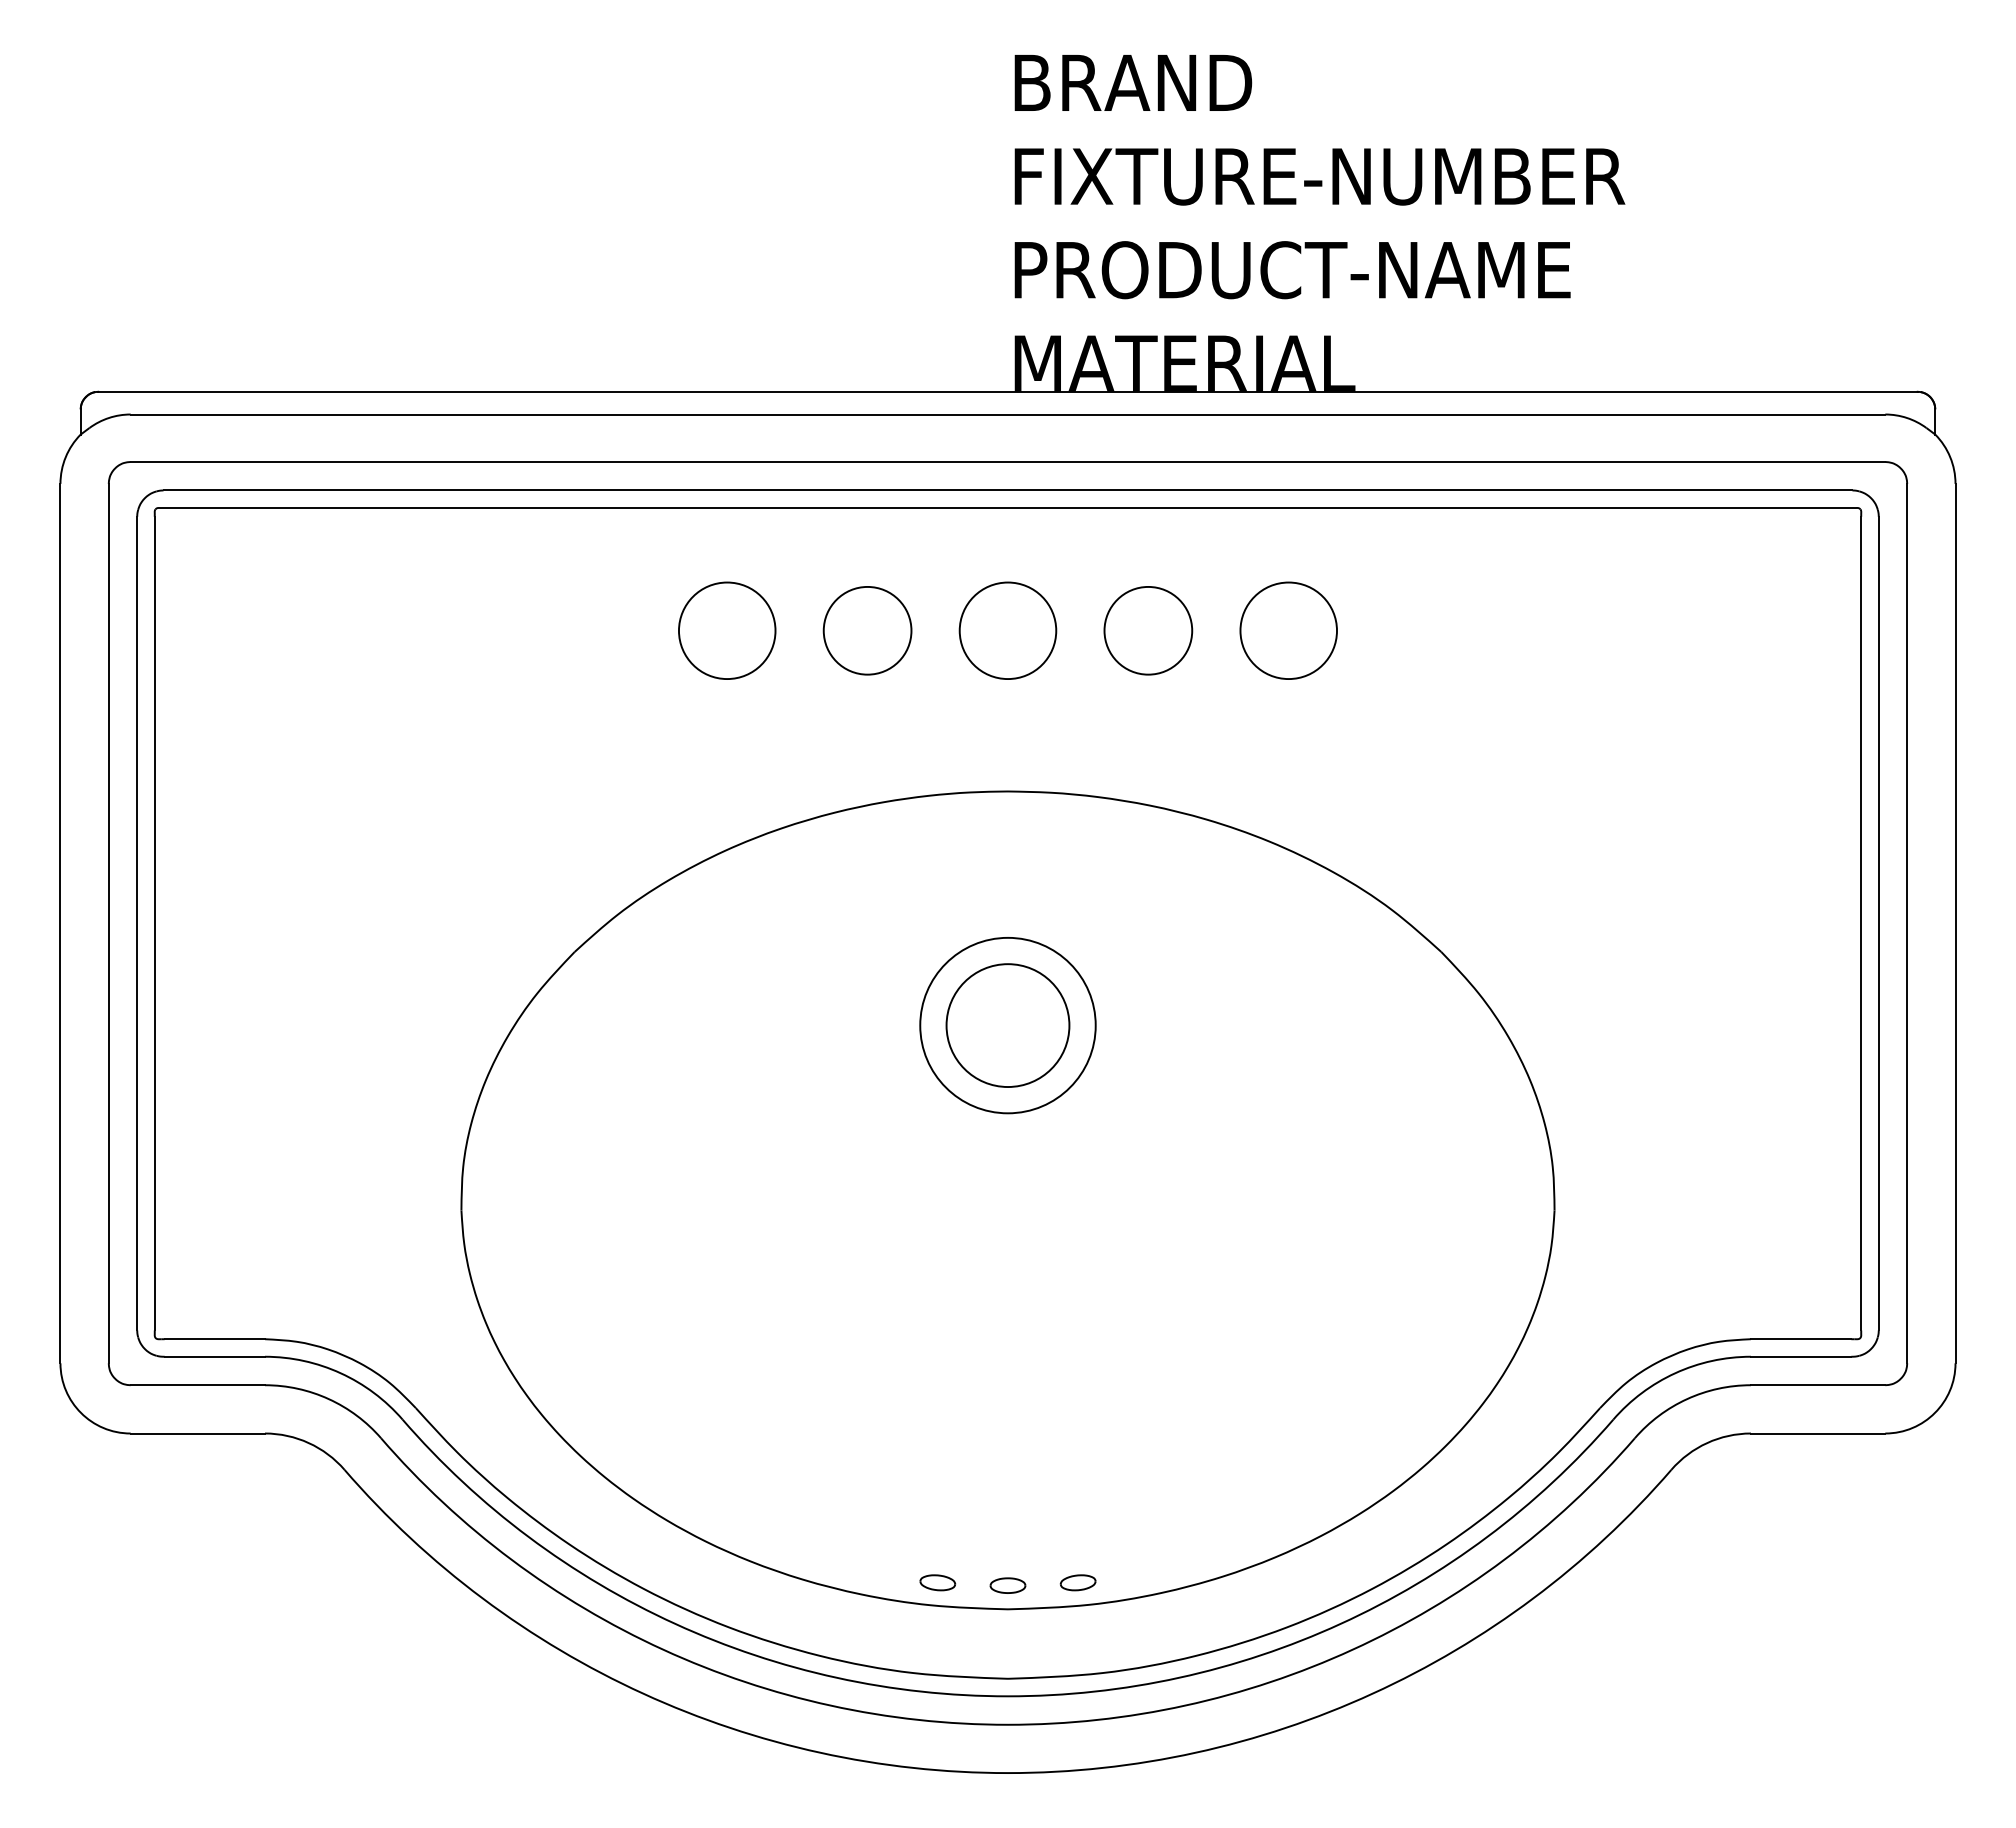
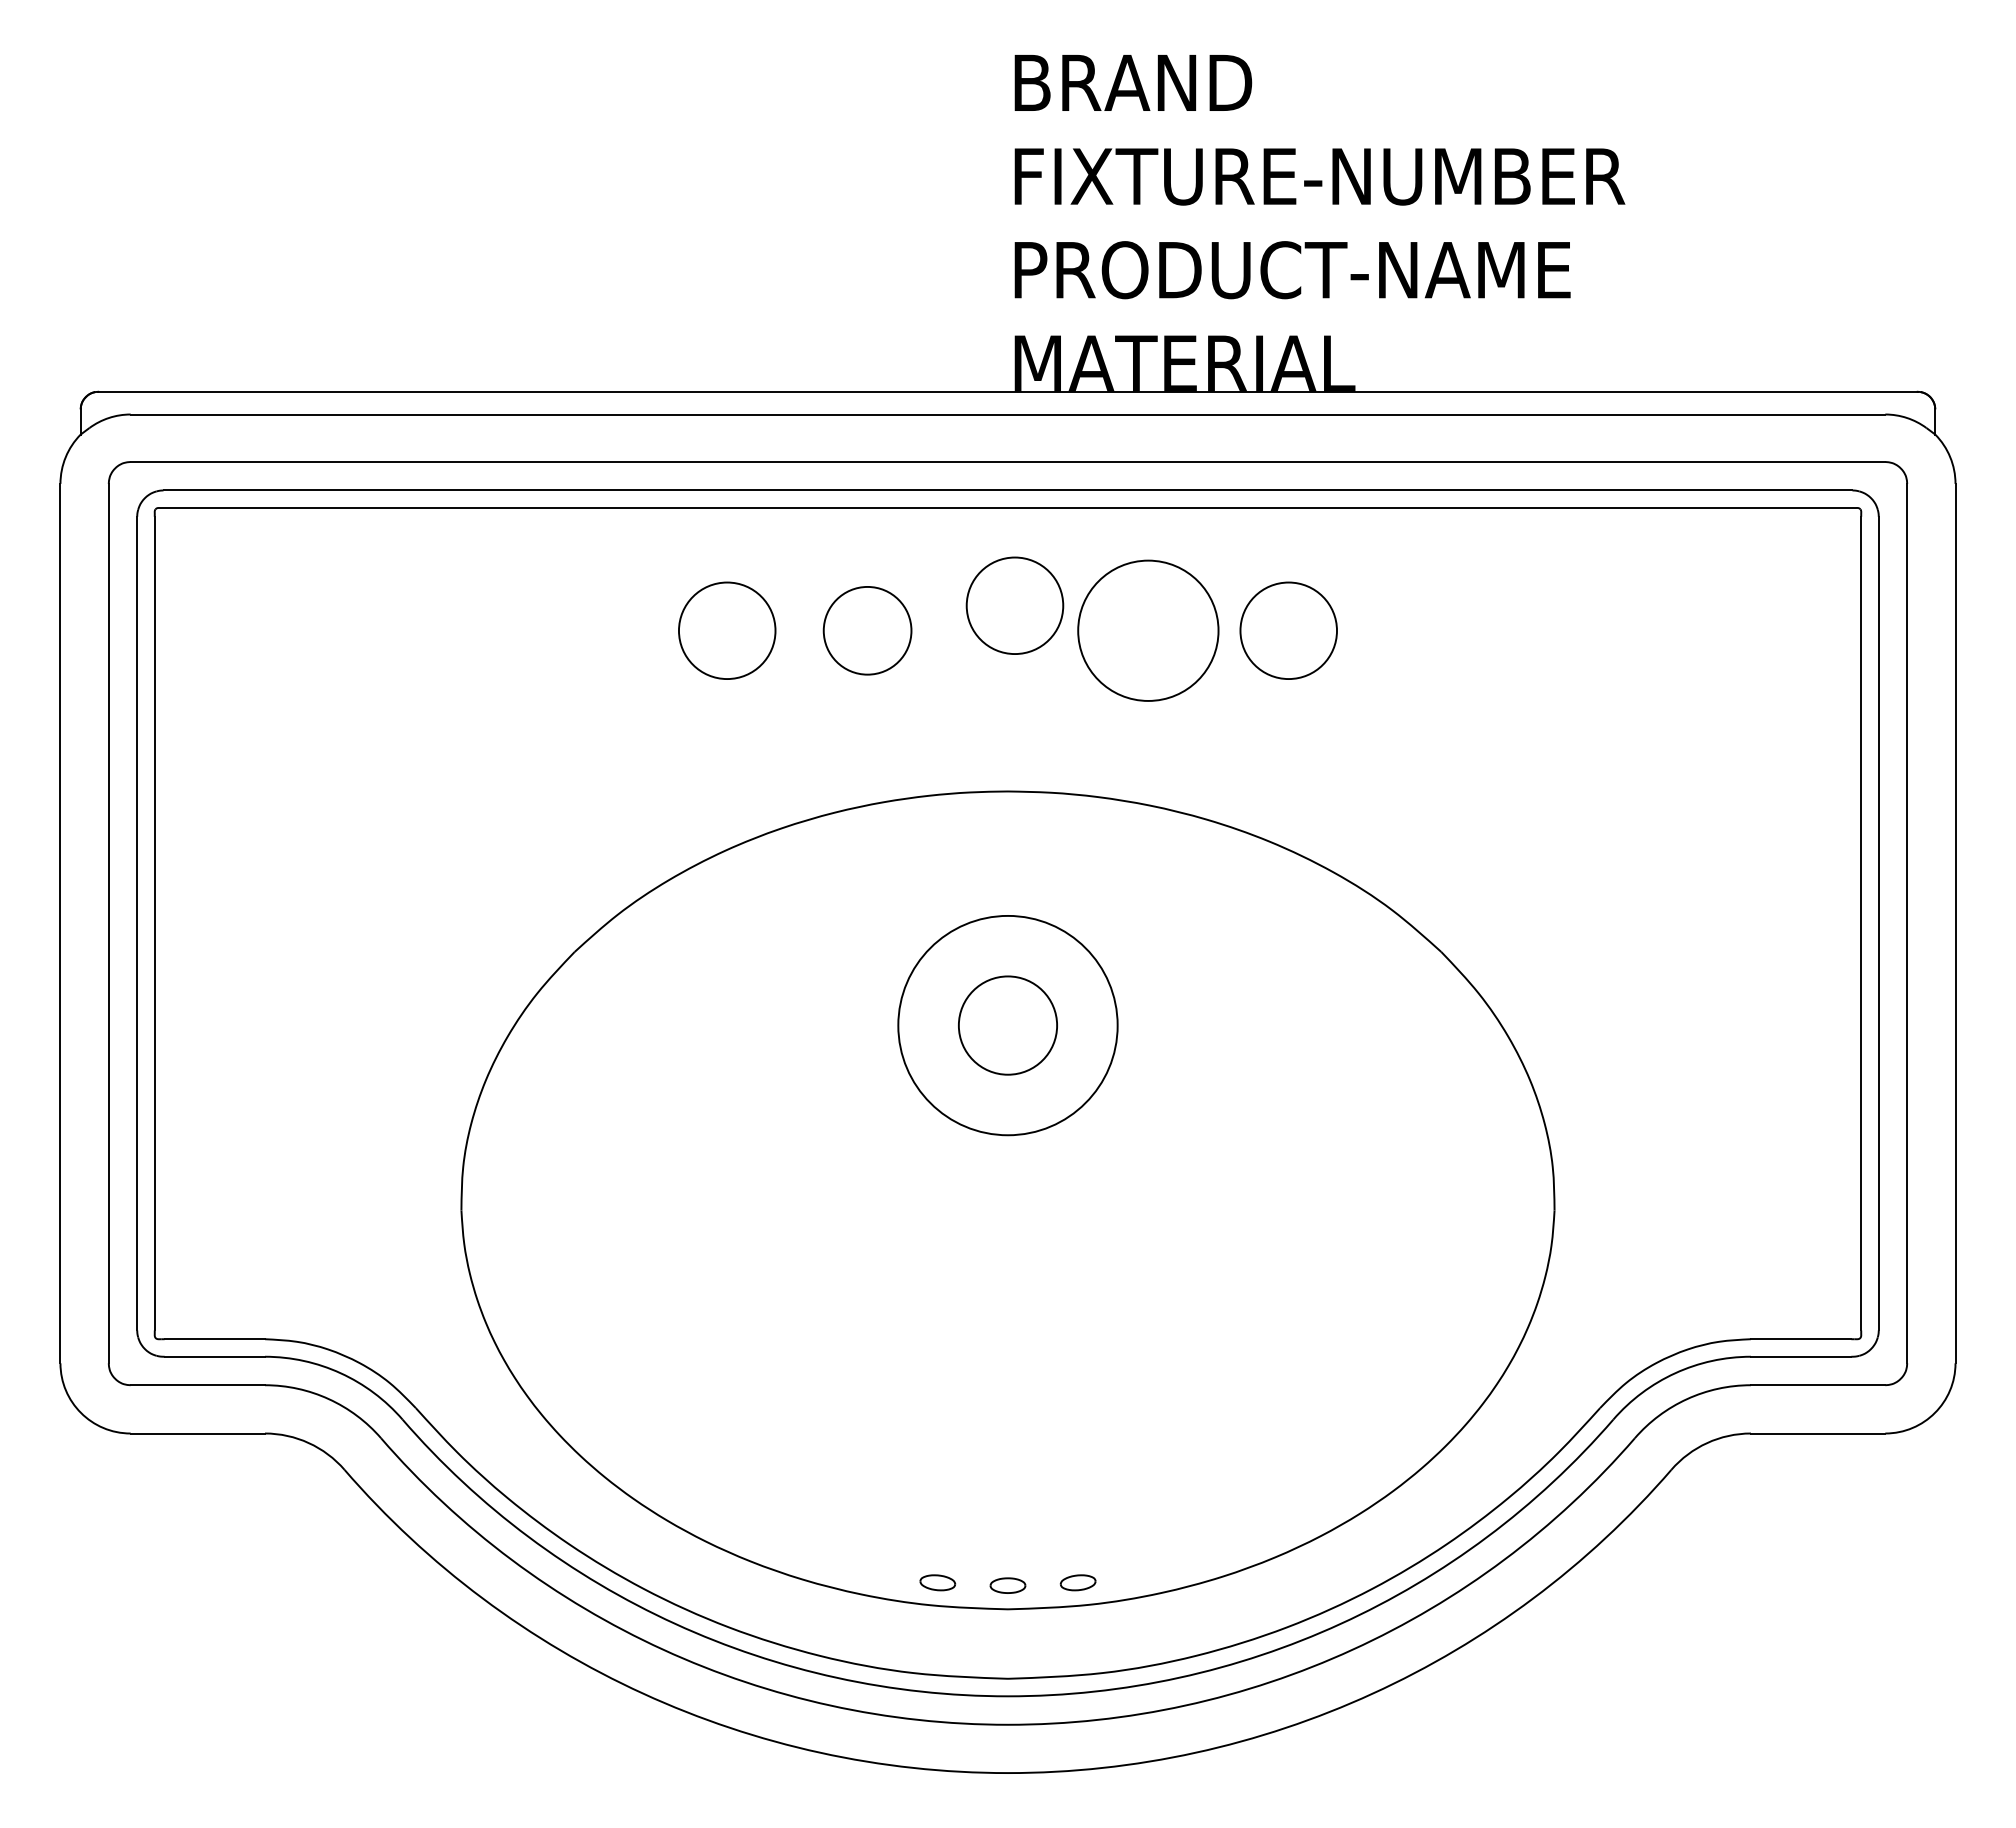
circle position: (1007, 630) -> (1014, 605) (1014, 605)
circle diameter: 88 px -> 140 px (1148, 630)
circle diameter: 123 px -> 98 px (1007, 1025)
circle diameter: 175 px -> 219 px (1007, 1025)
